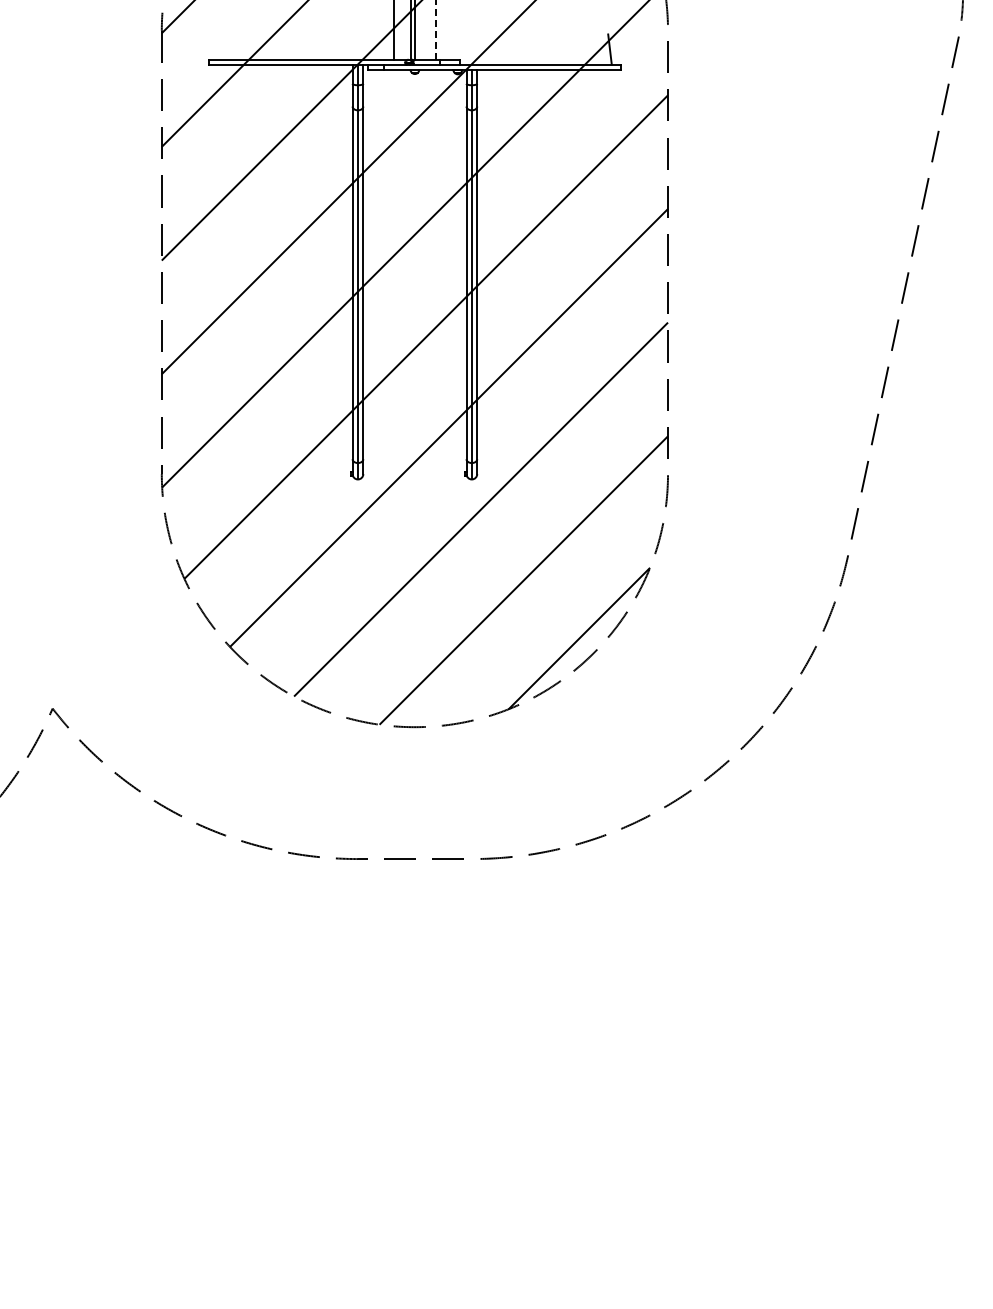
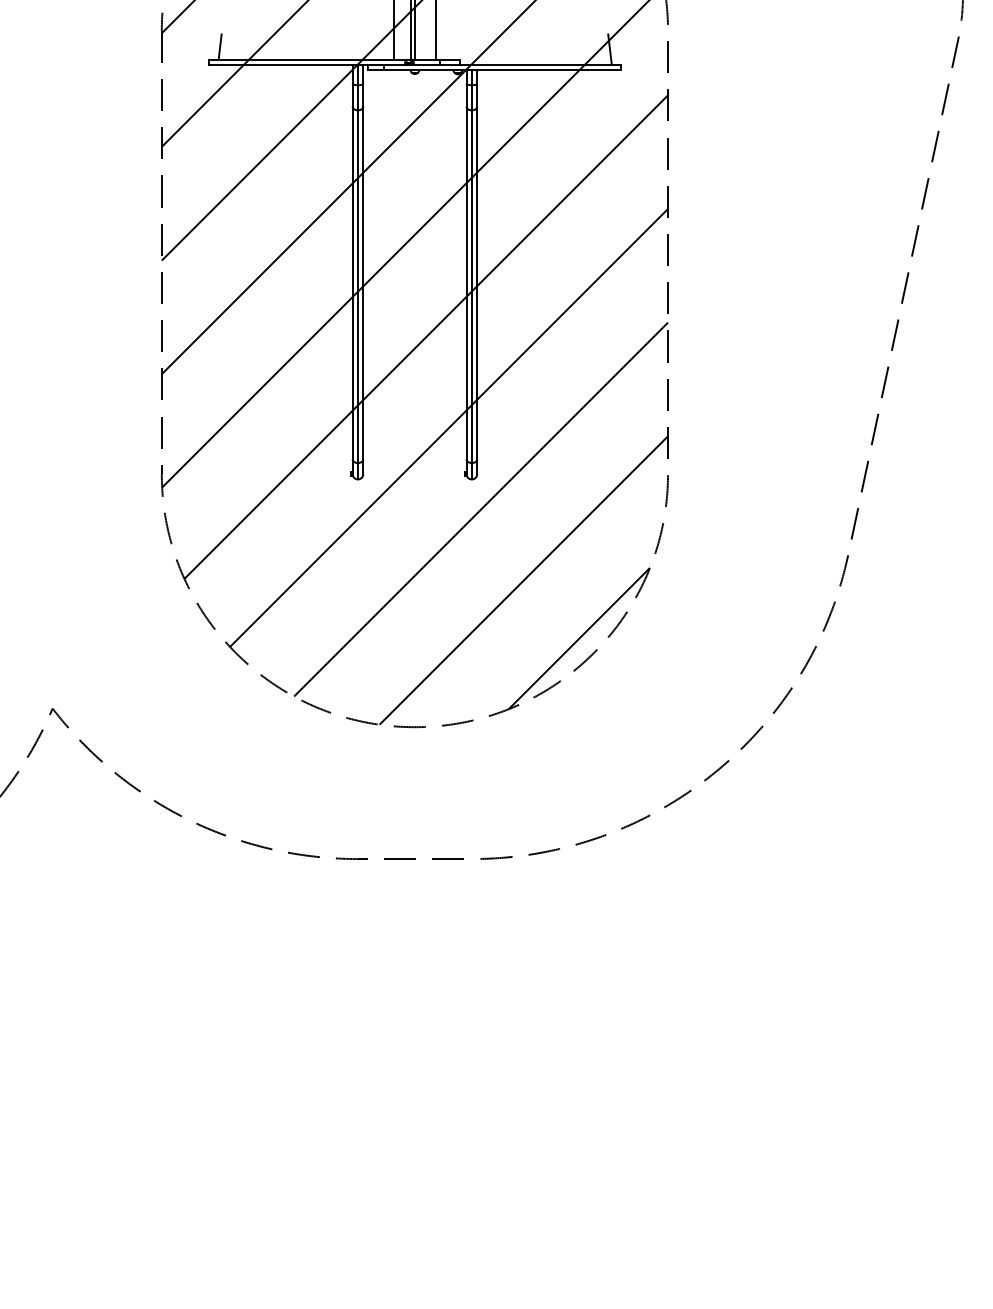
line: dashed -> solid (436, 29)
line: none -> present (219, 46)
